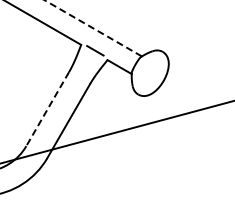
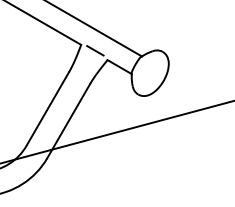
line: dashed -> solid (93, 28)
line: dashed -> solid (47, 109)
